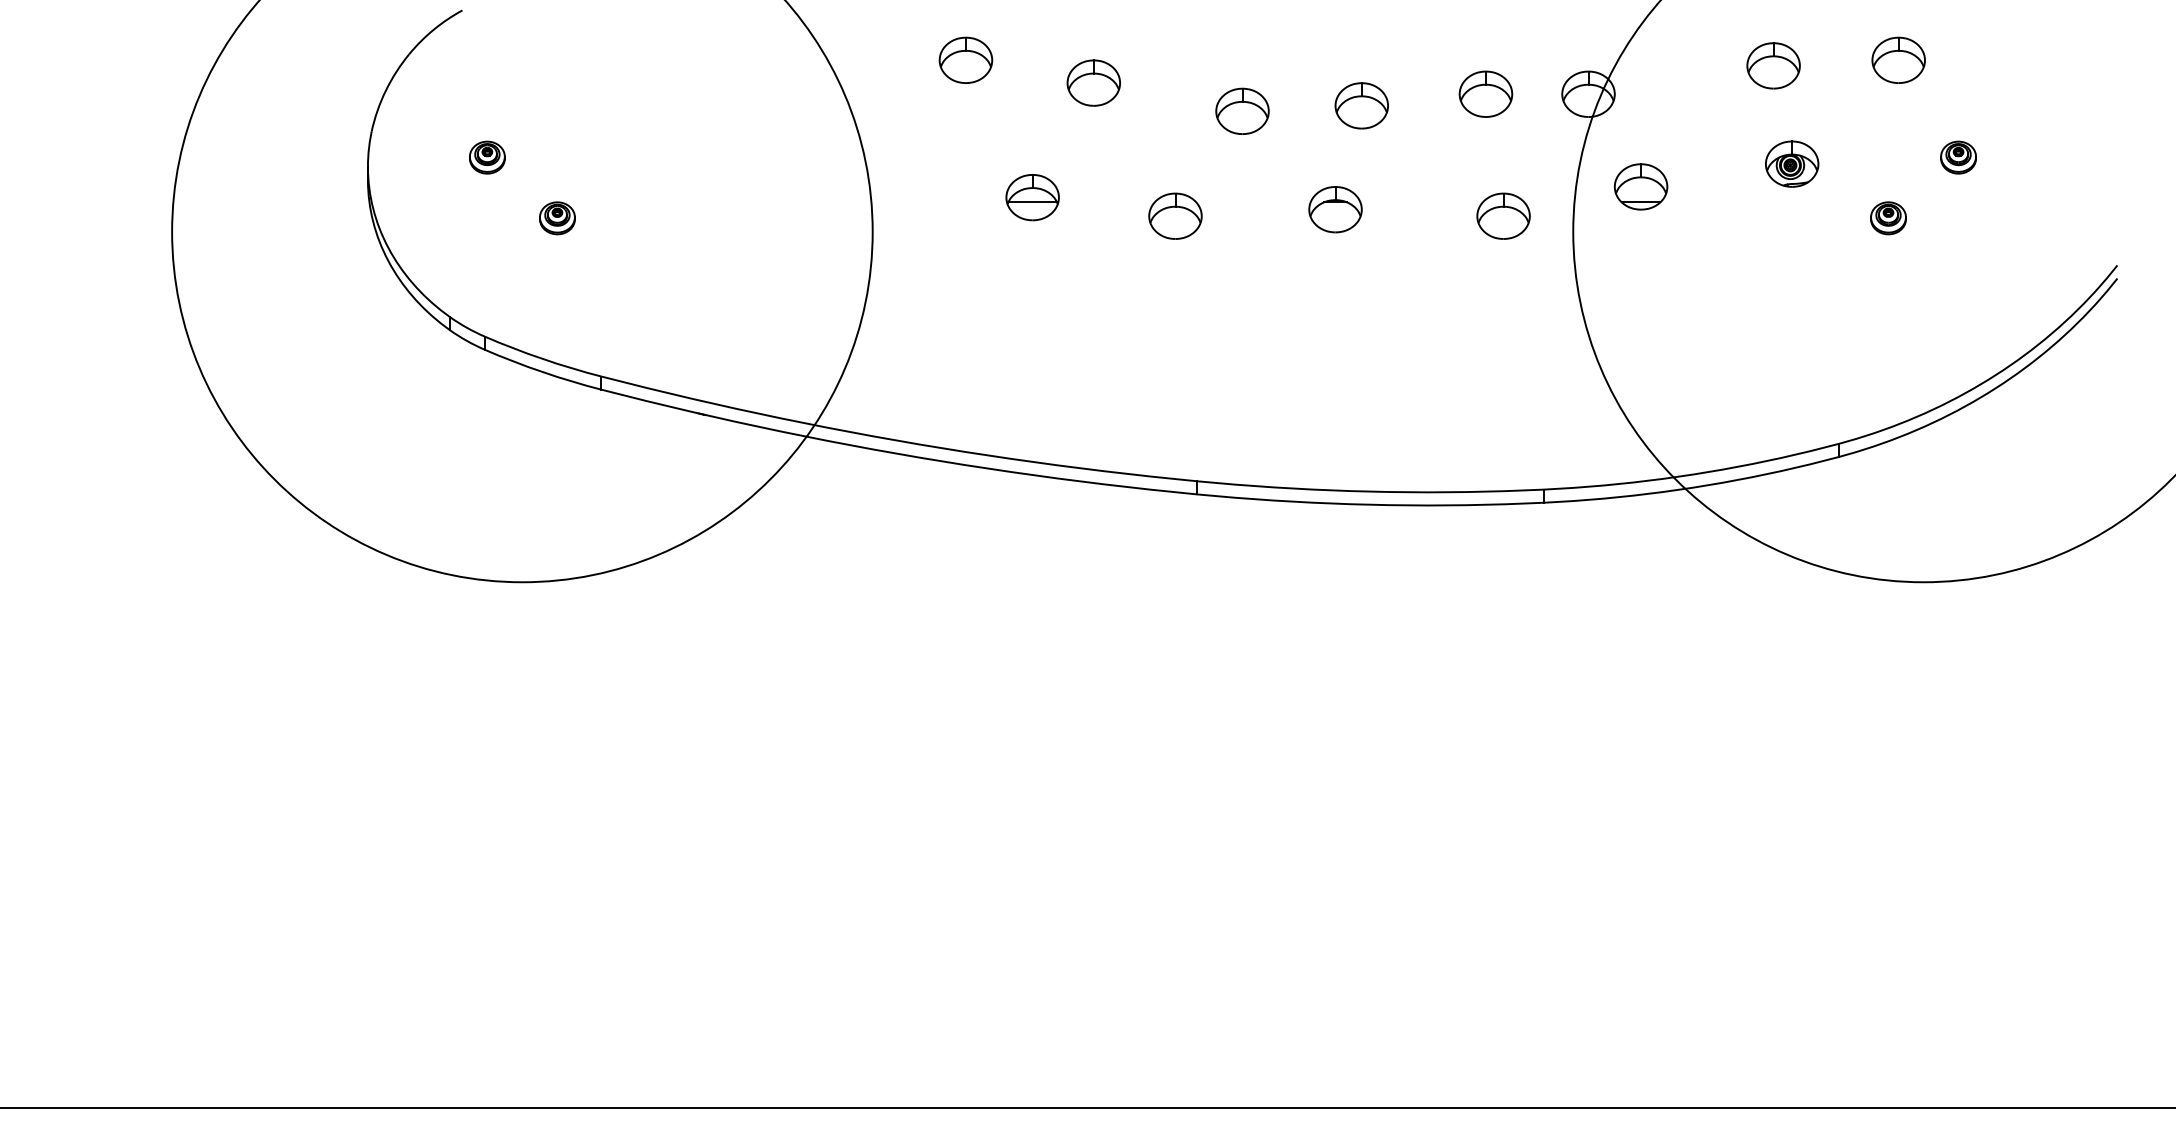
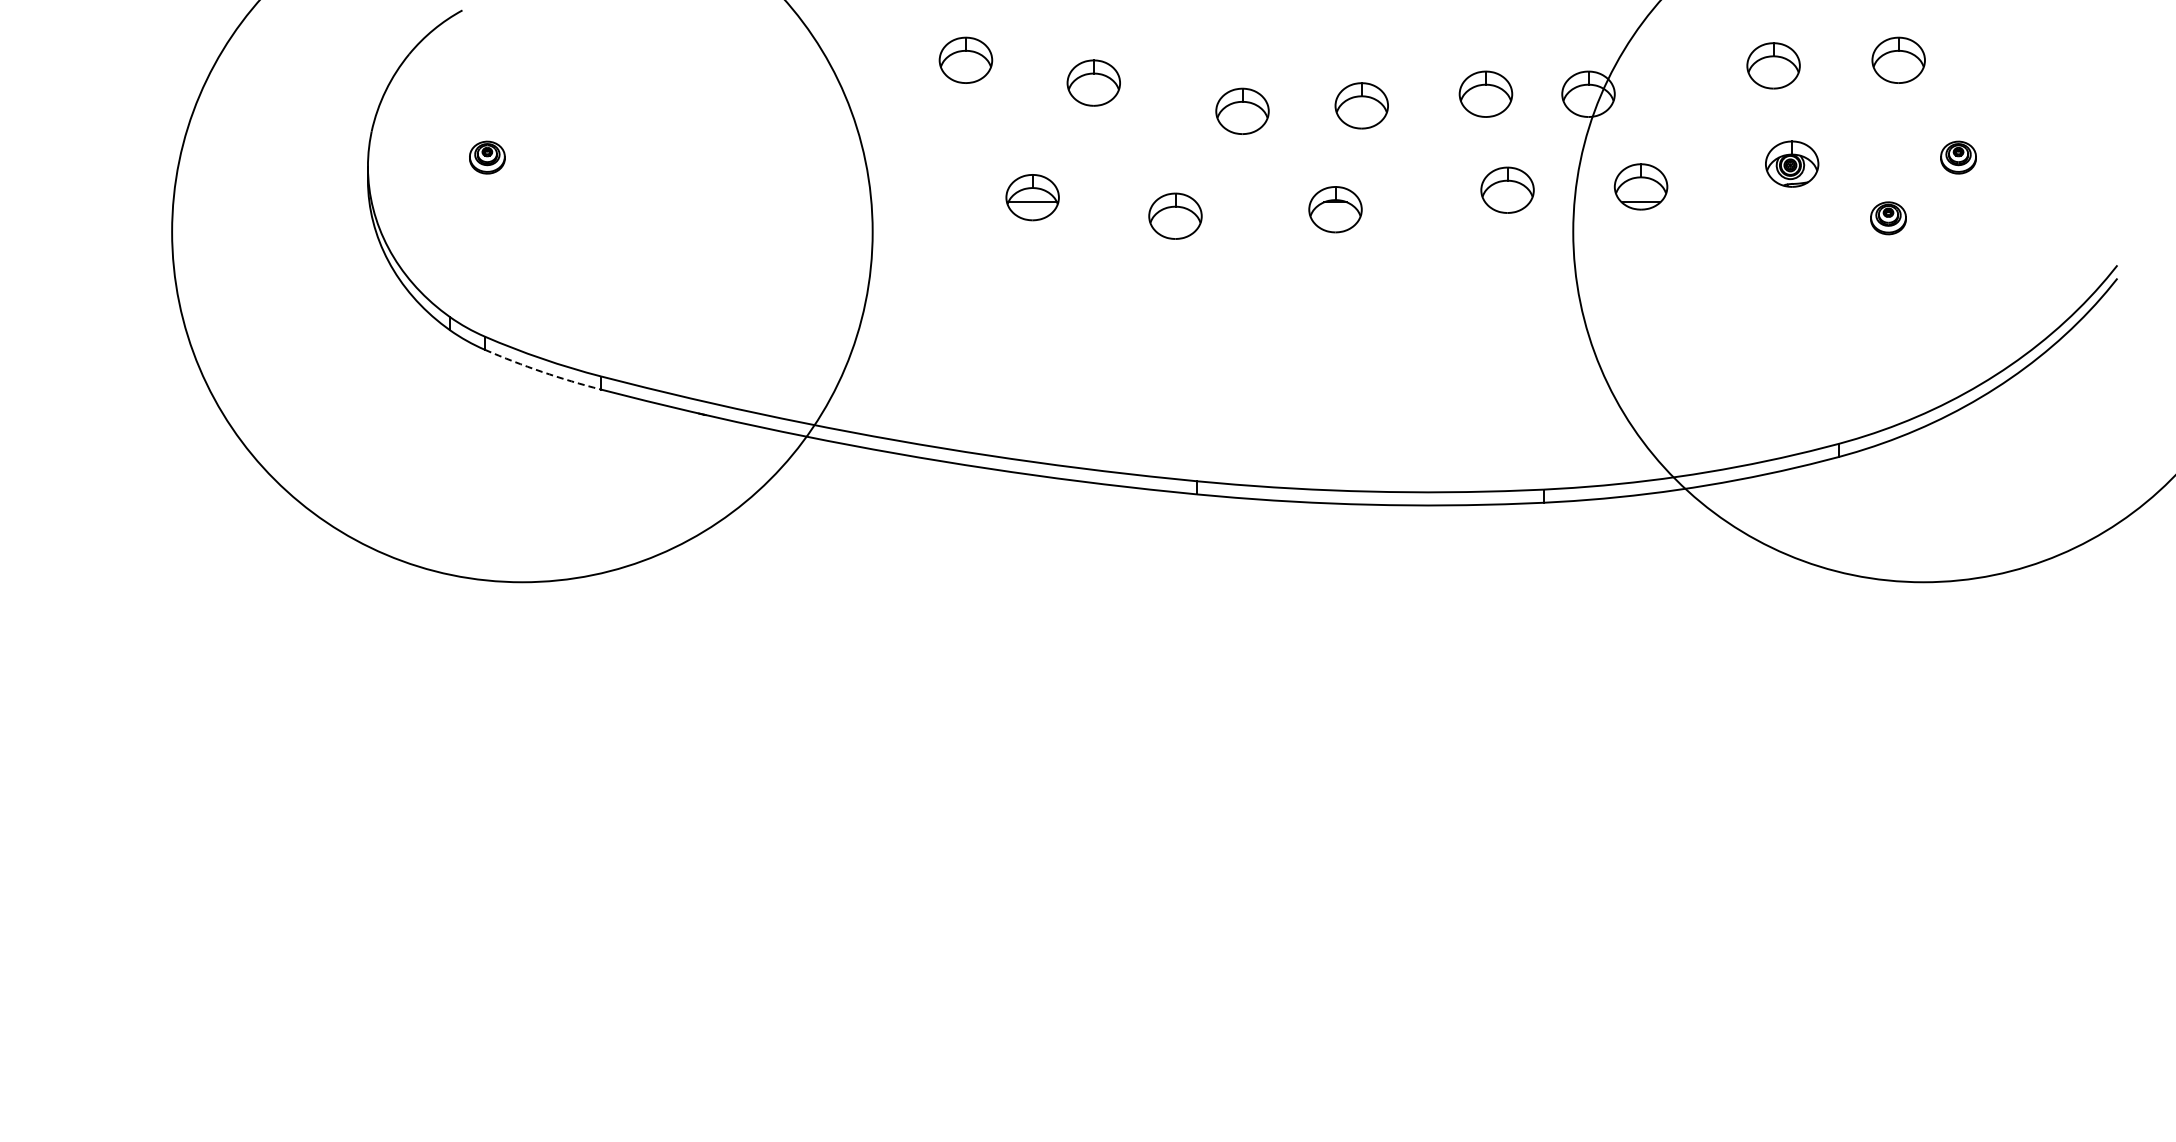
part position: (1503, 215) -> (1507, 189) (1507, 189)
part: present -> none (557, 218)
arc: solid -> dashed (542, 371)
line: present -> none (1087, 1107)
